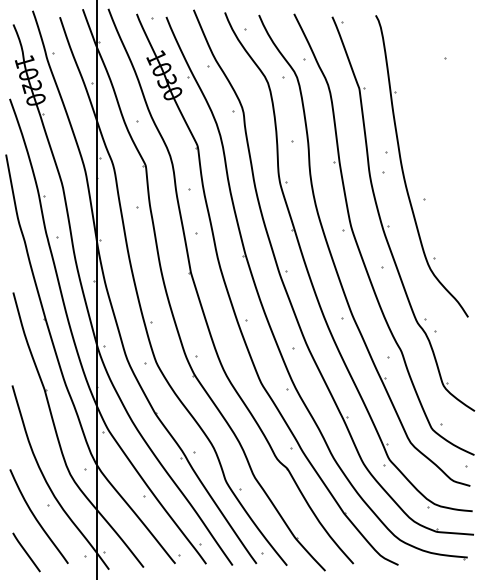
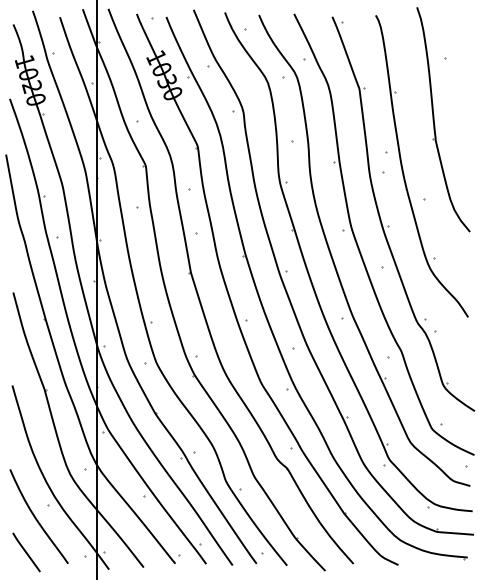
part: none -> present (434, 119)
